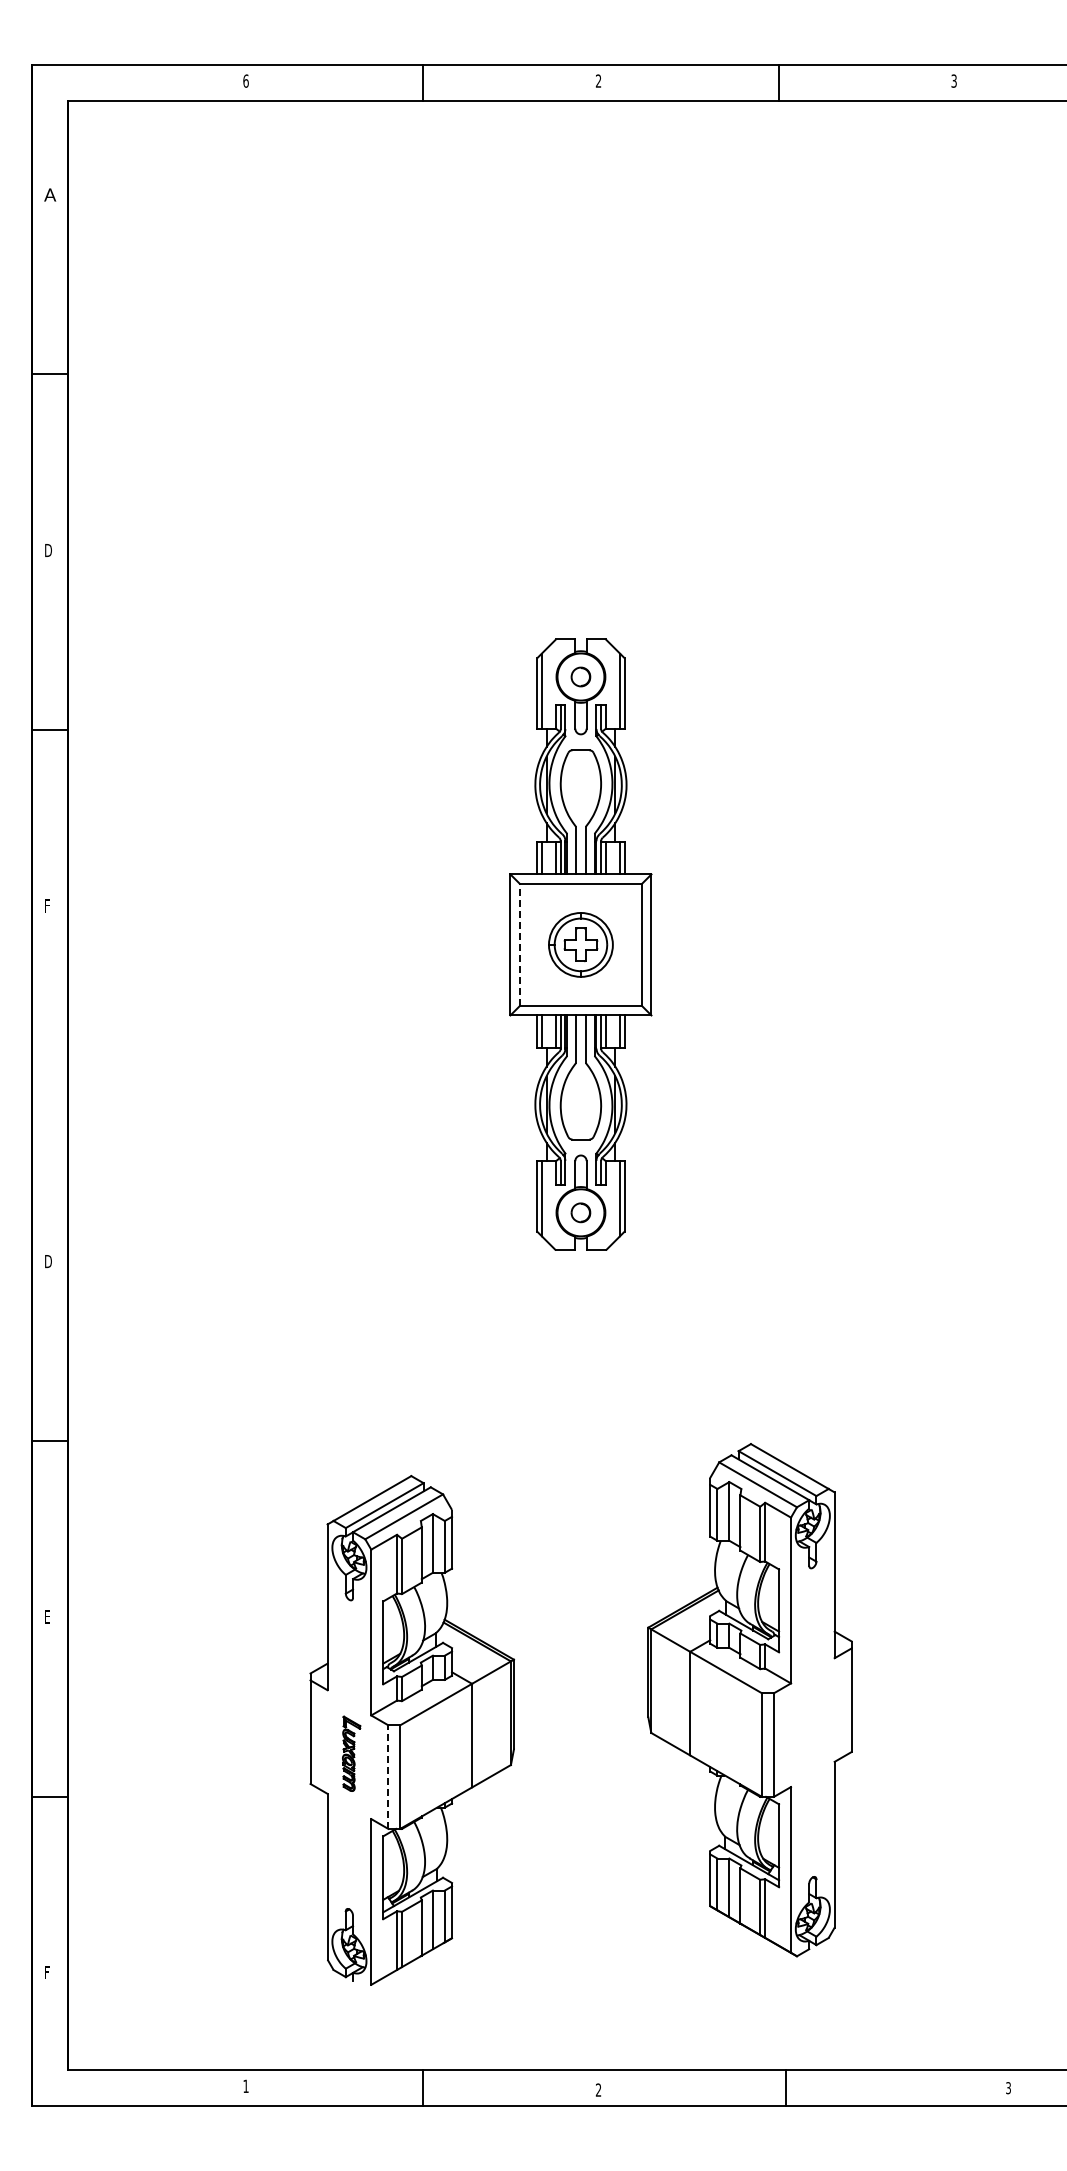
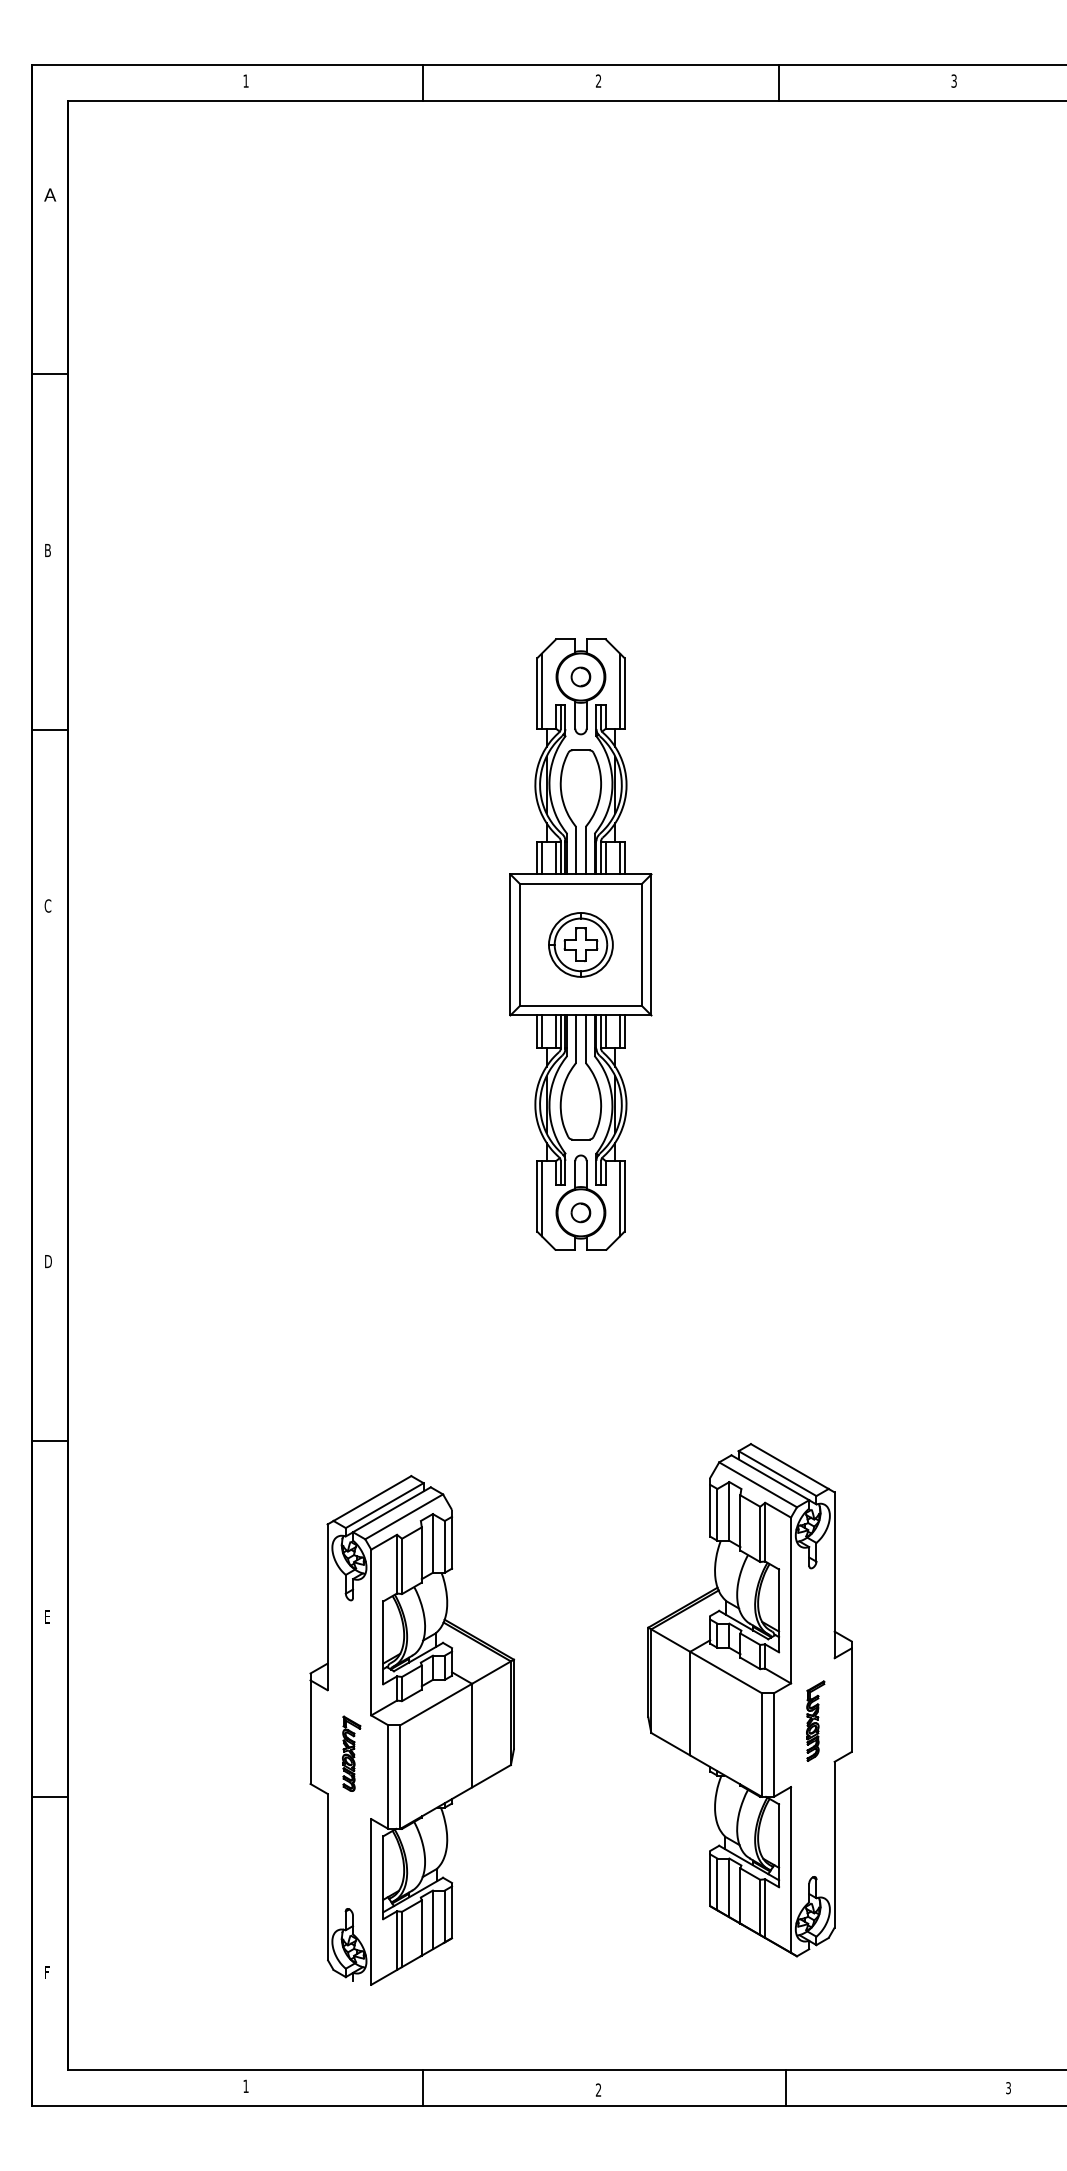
text: 6 -> 1 (245, 80)
text: D -> B (48, 550)
text: F -> C (47, 905)
line: dashed -> solid (519, 944)
part: none -> present (815, 1720)
line: dashed -> solid (388, 1777)
